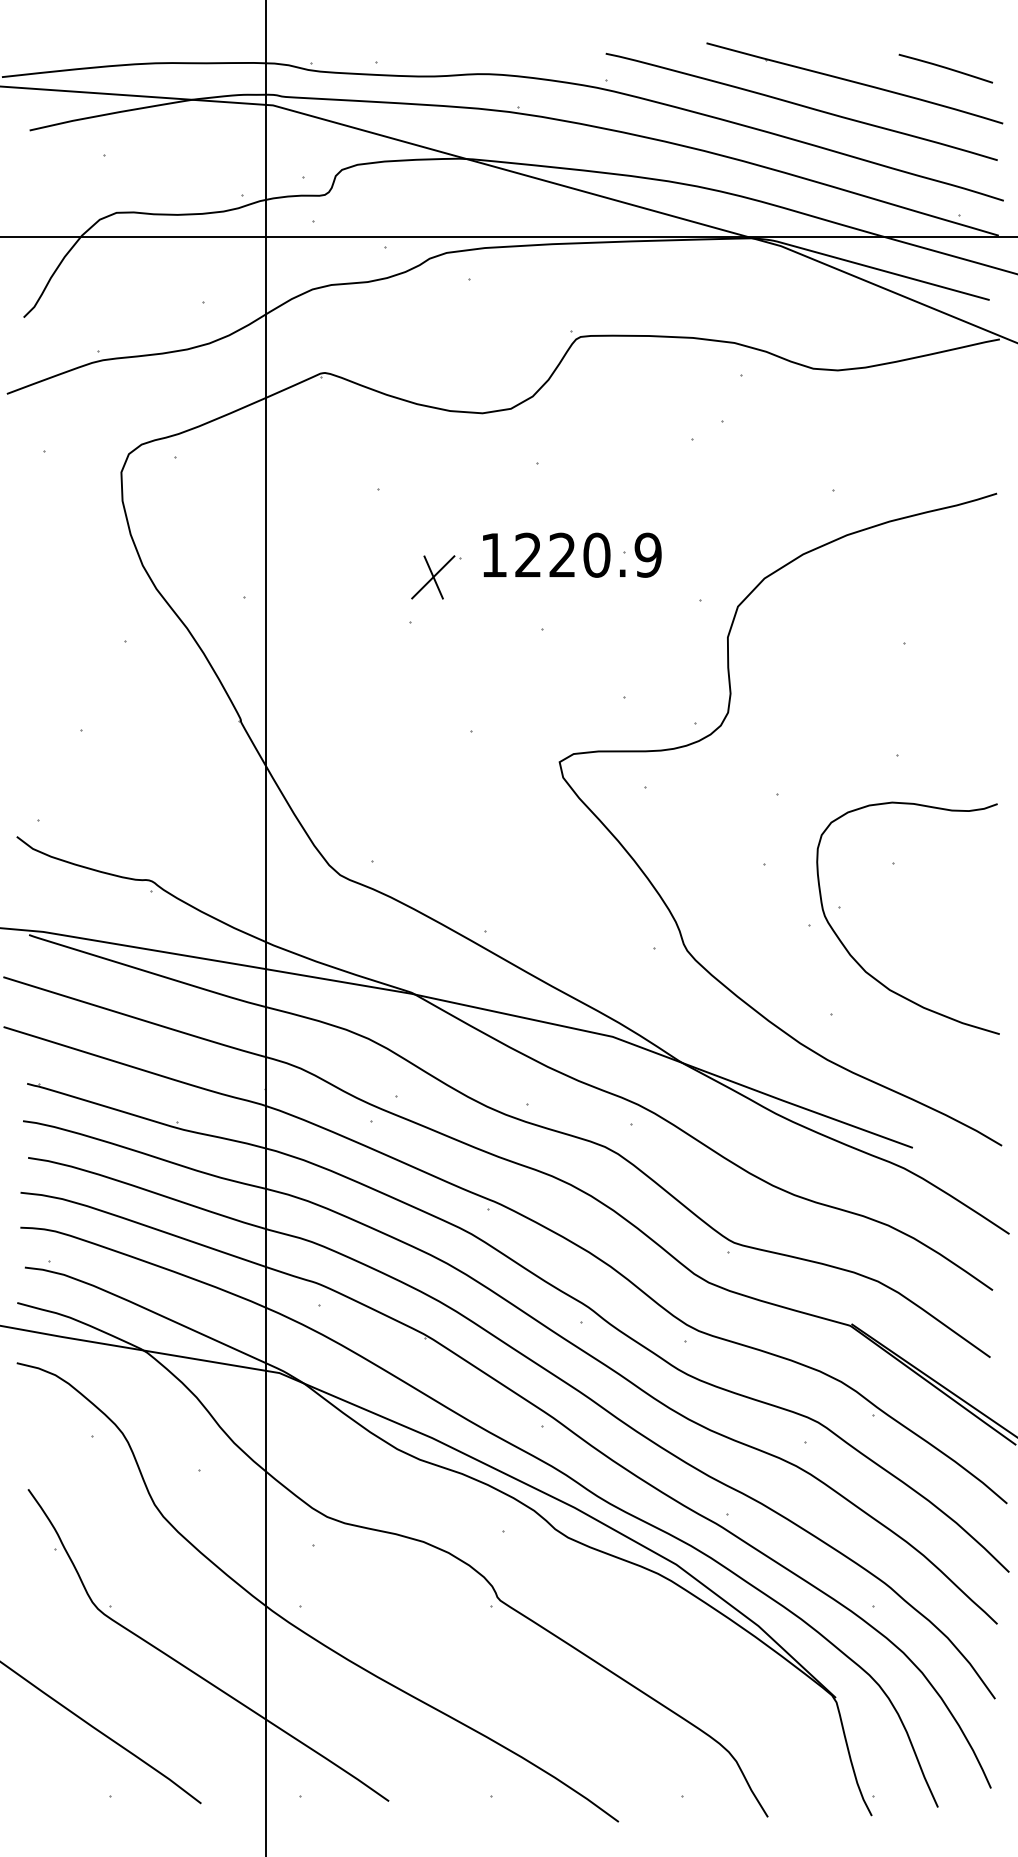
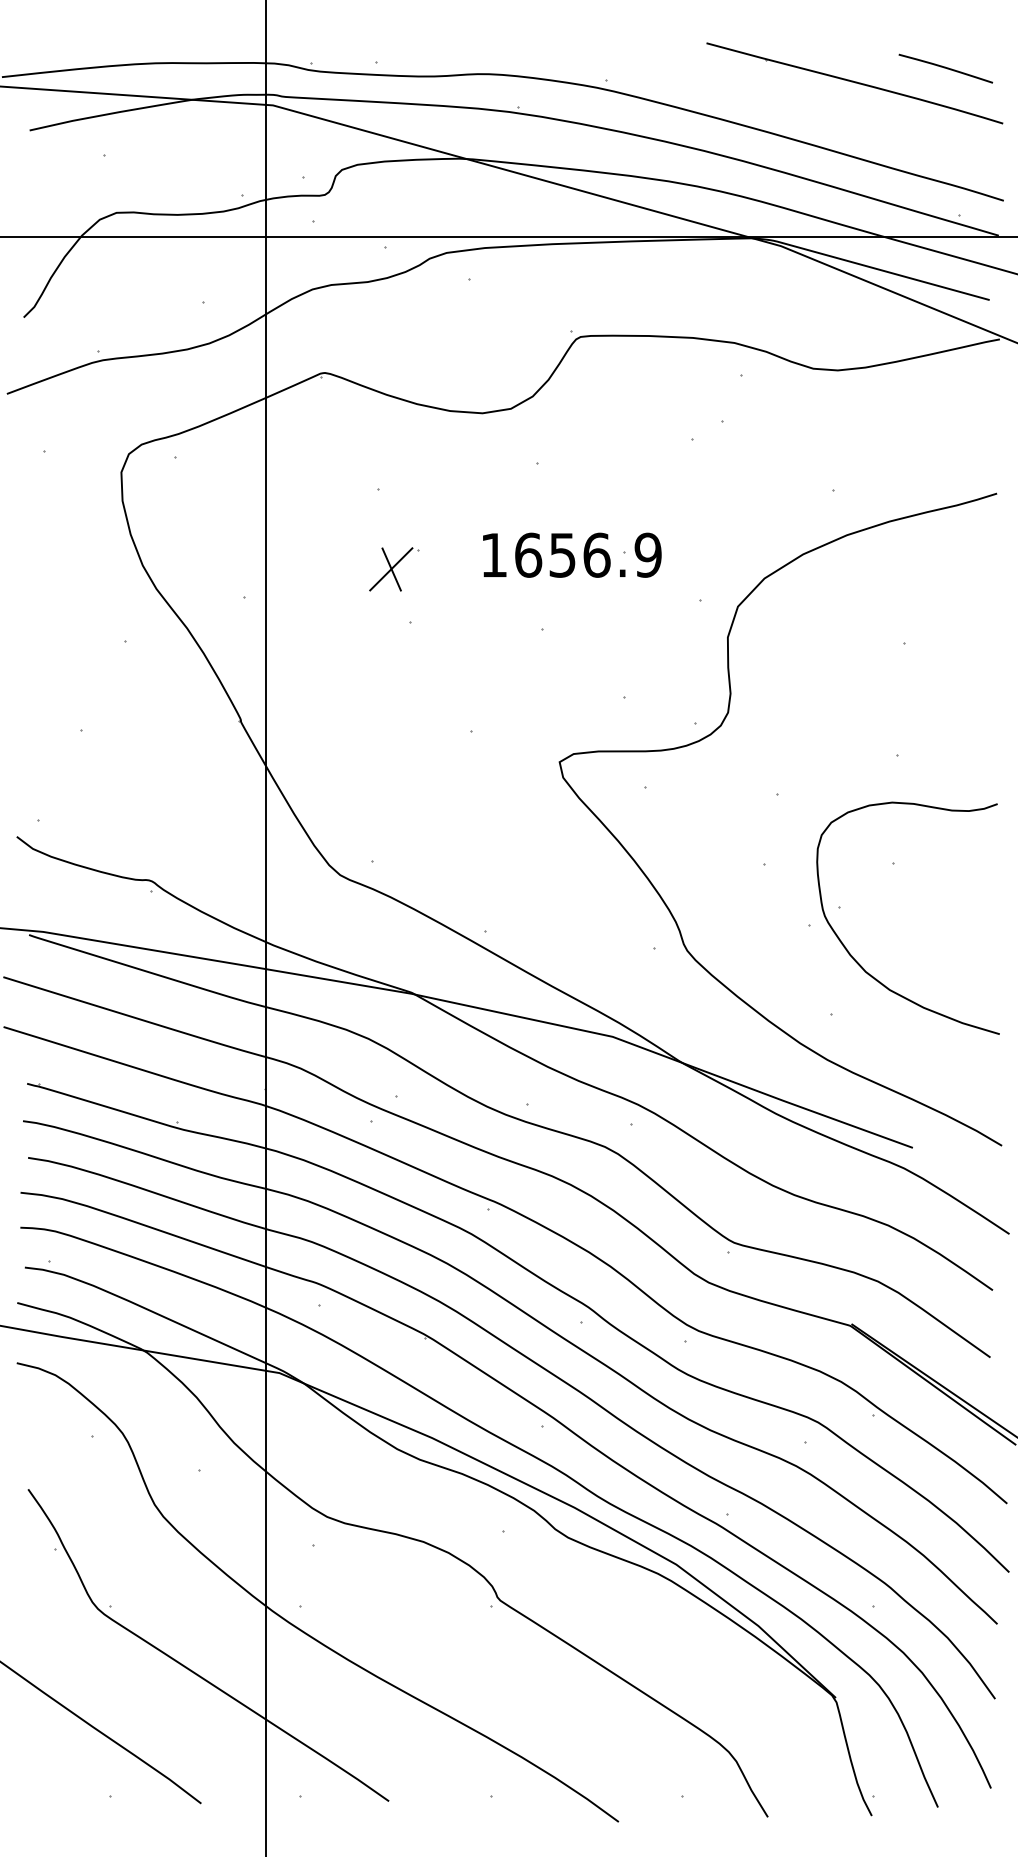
curve: present -> none (801, 106)
text: 1220.9 -> 1656.9 (562, 554)
part position: (436, 577) -> (394, 569) (394, 569)
